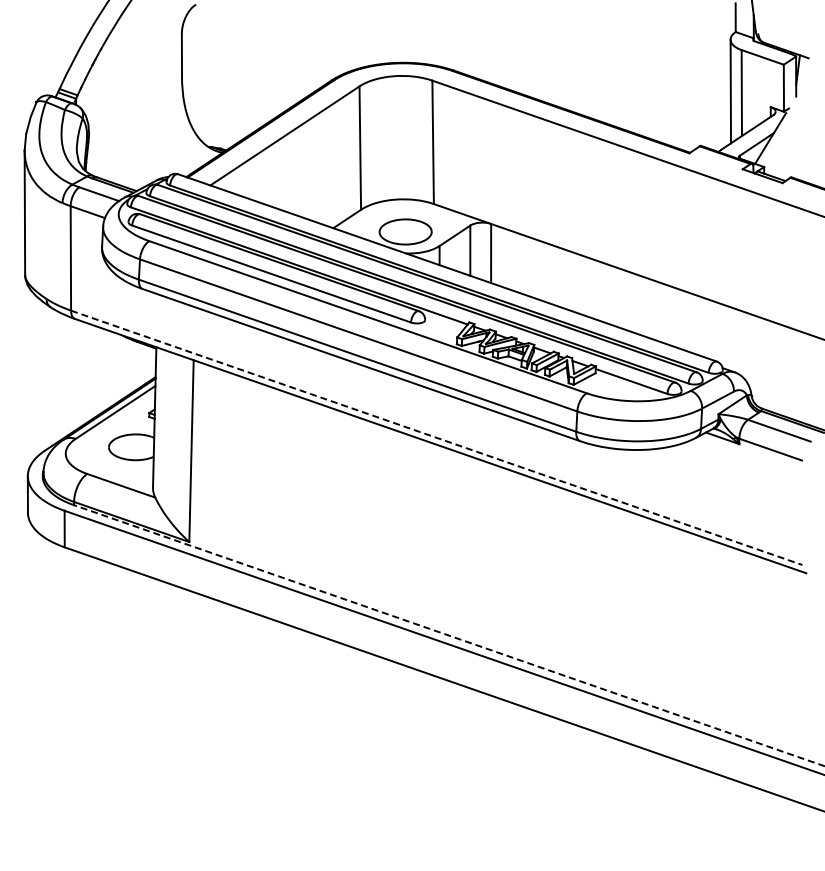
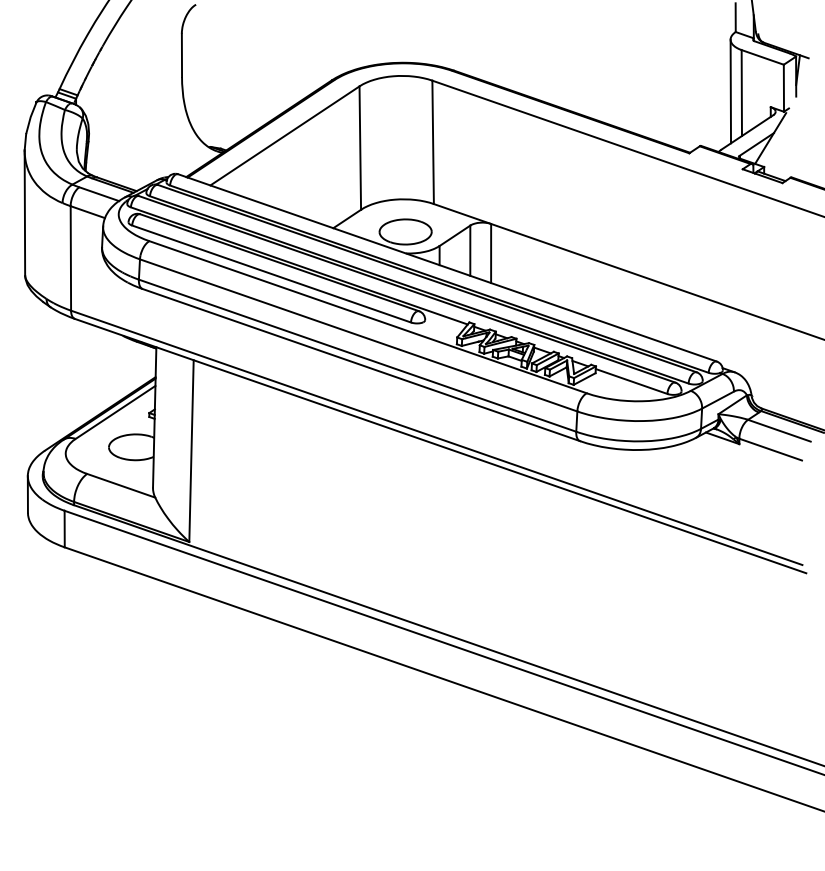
line: dashed -> solid (437, 438)
line: dashed -> solid (449, 635)
